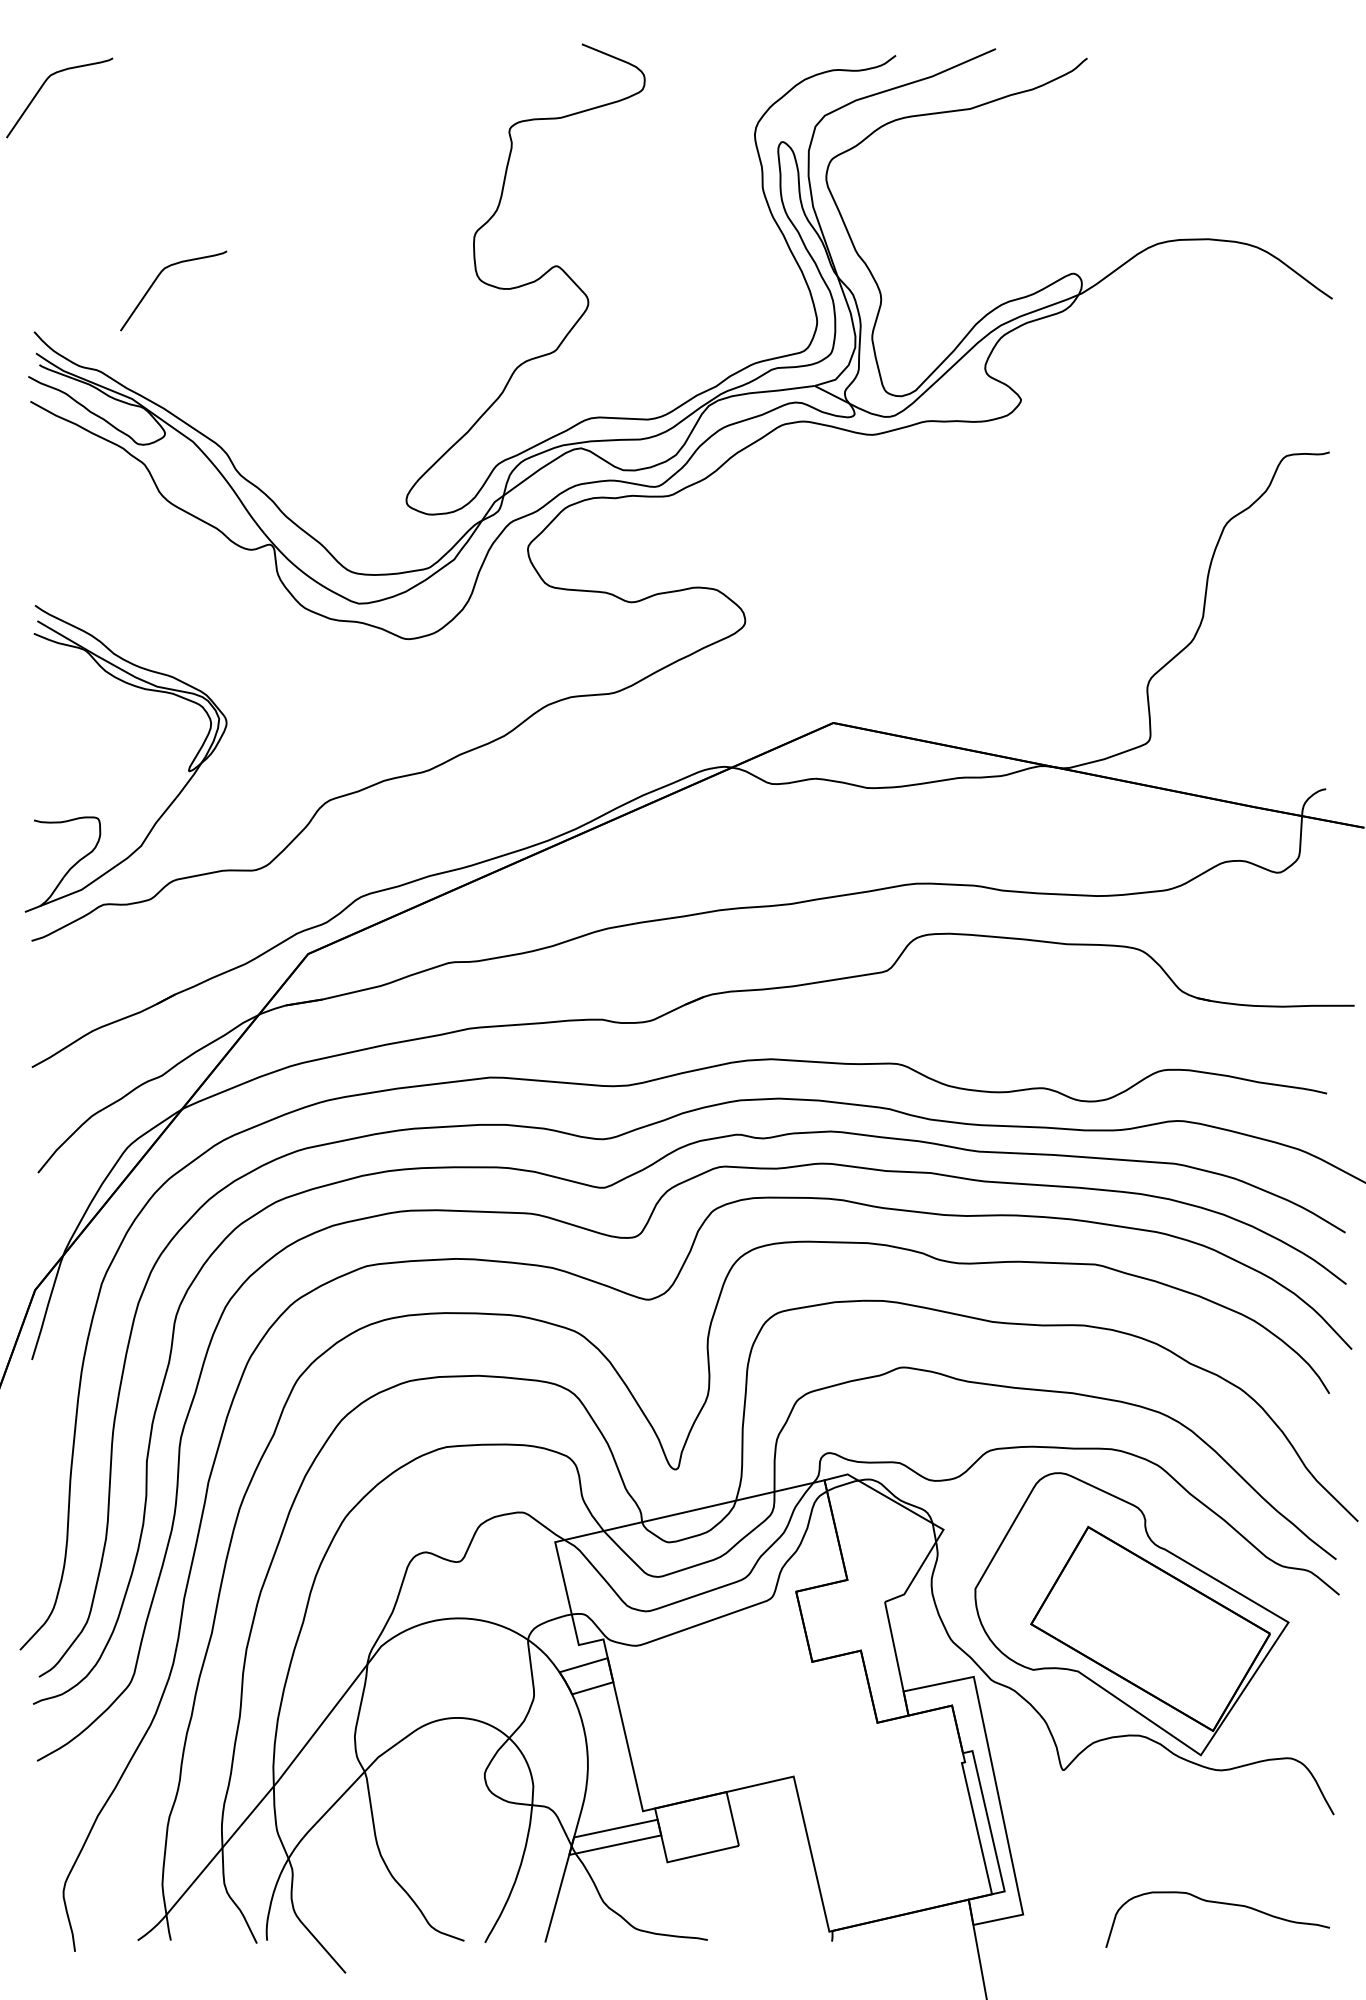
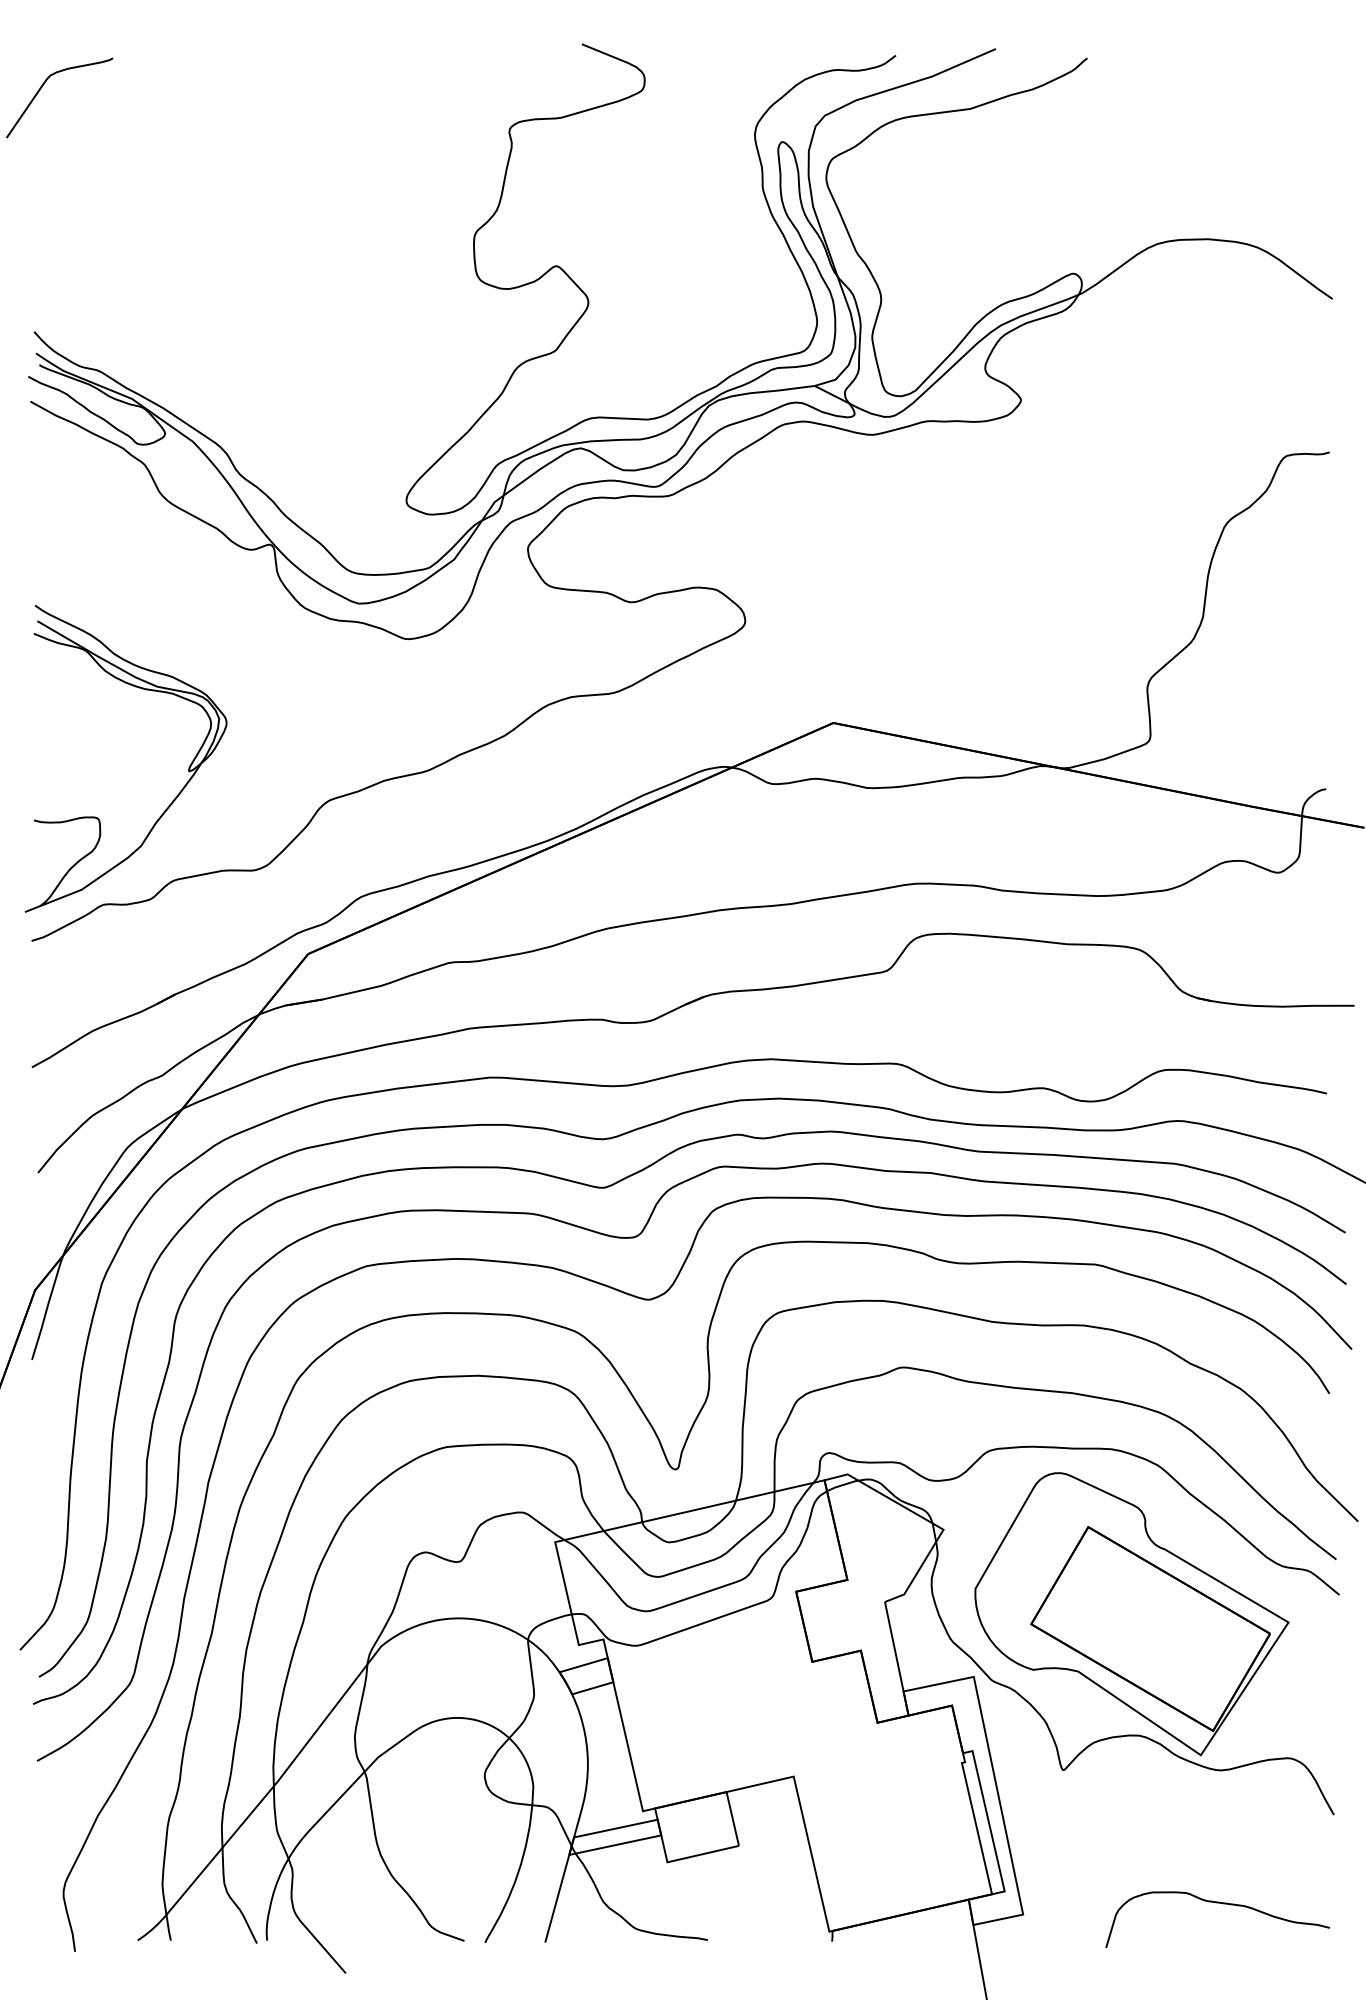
curve: present -> none (156, 280)
